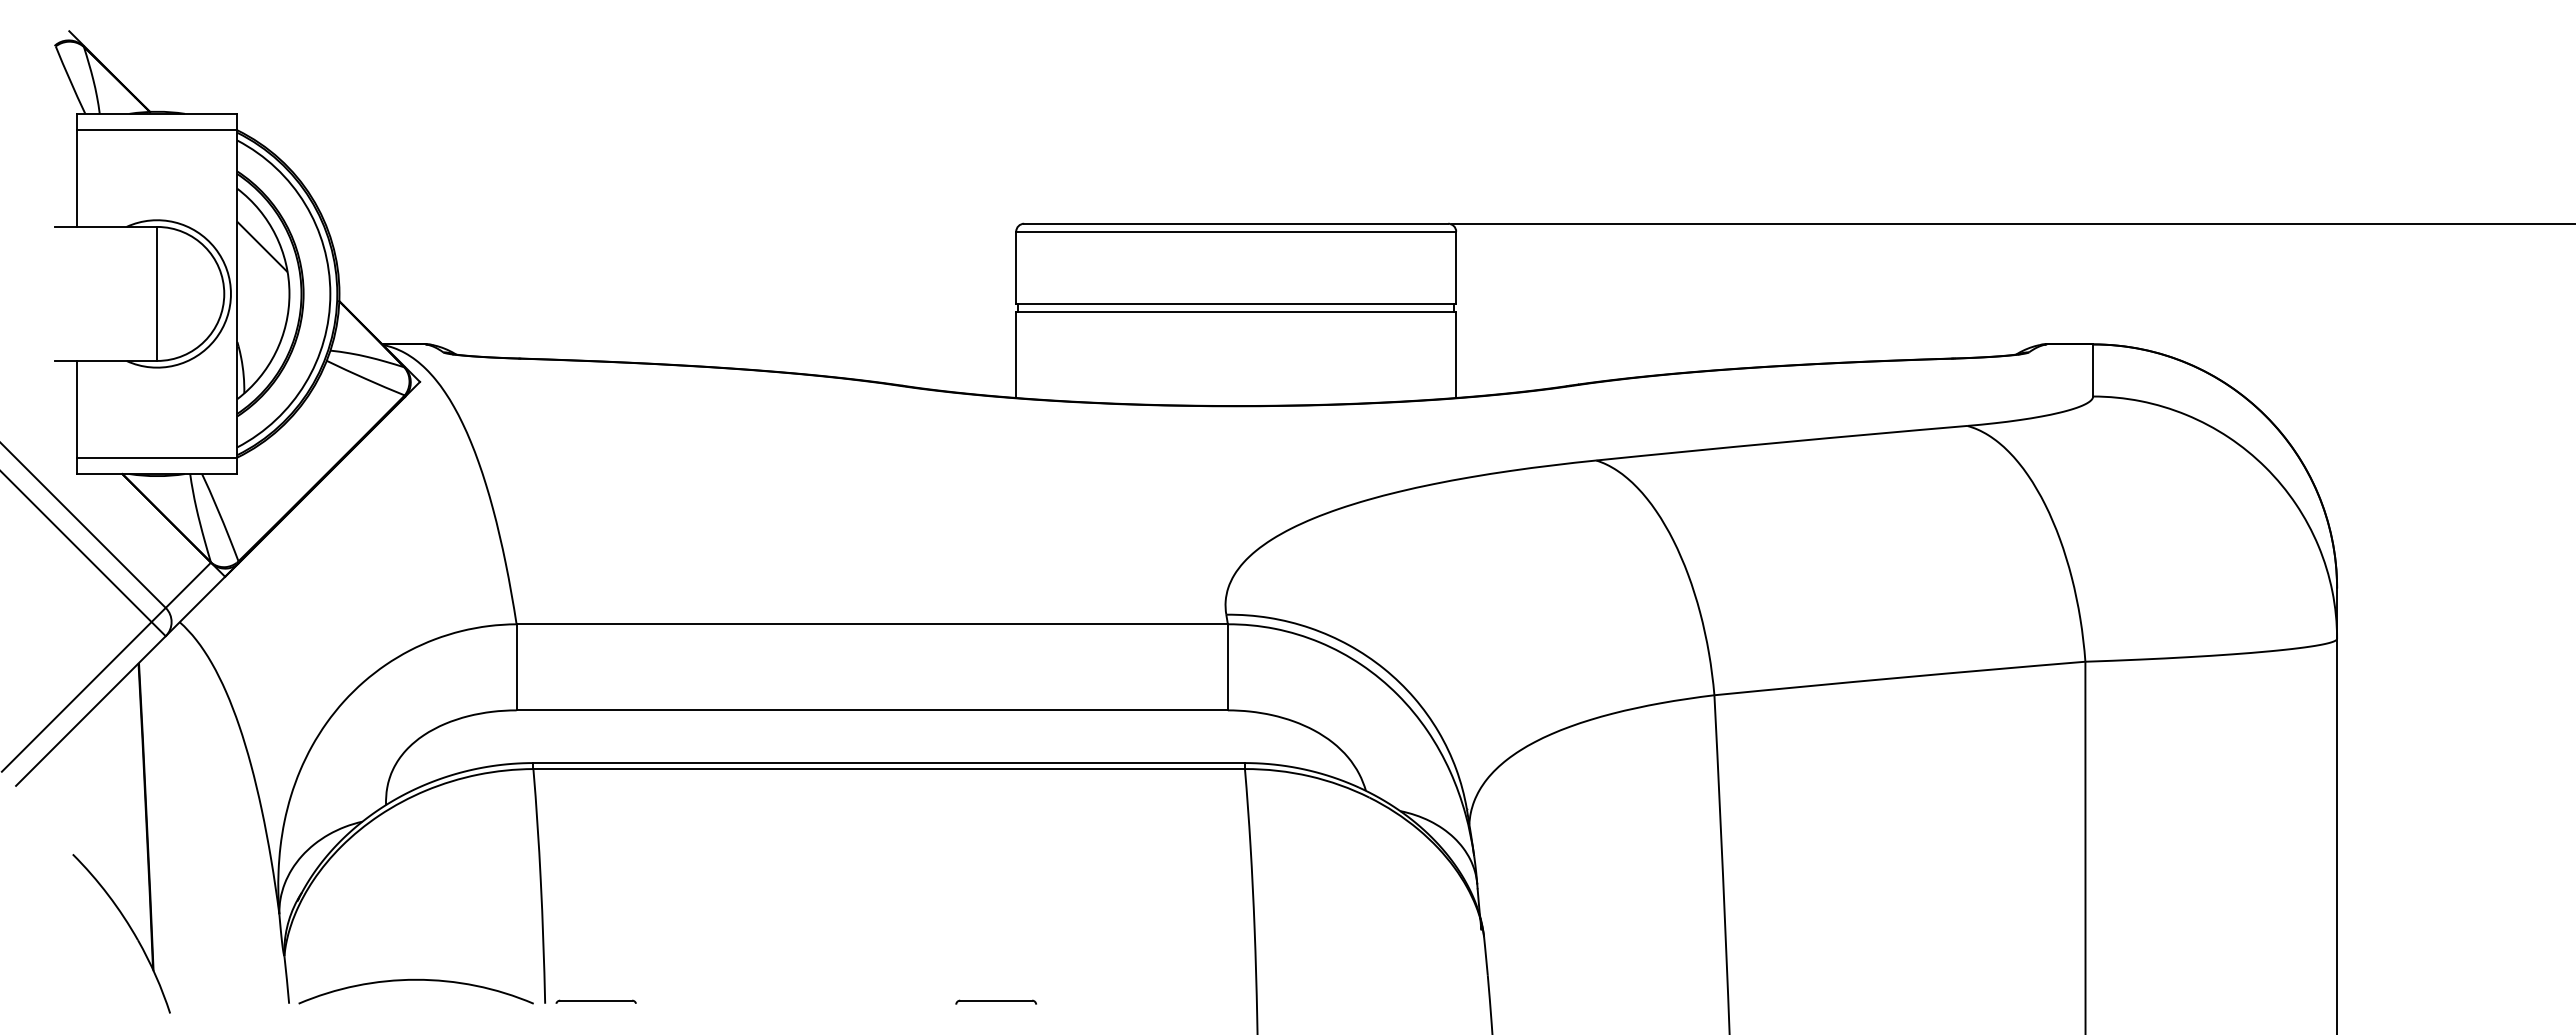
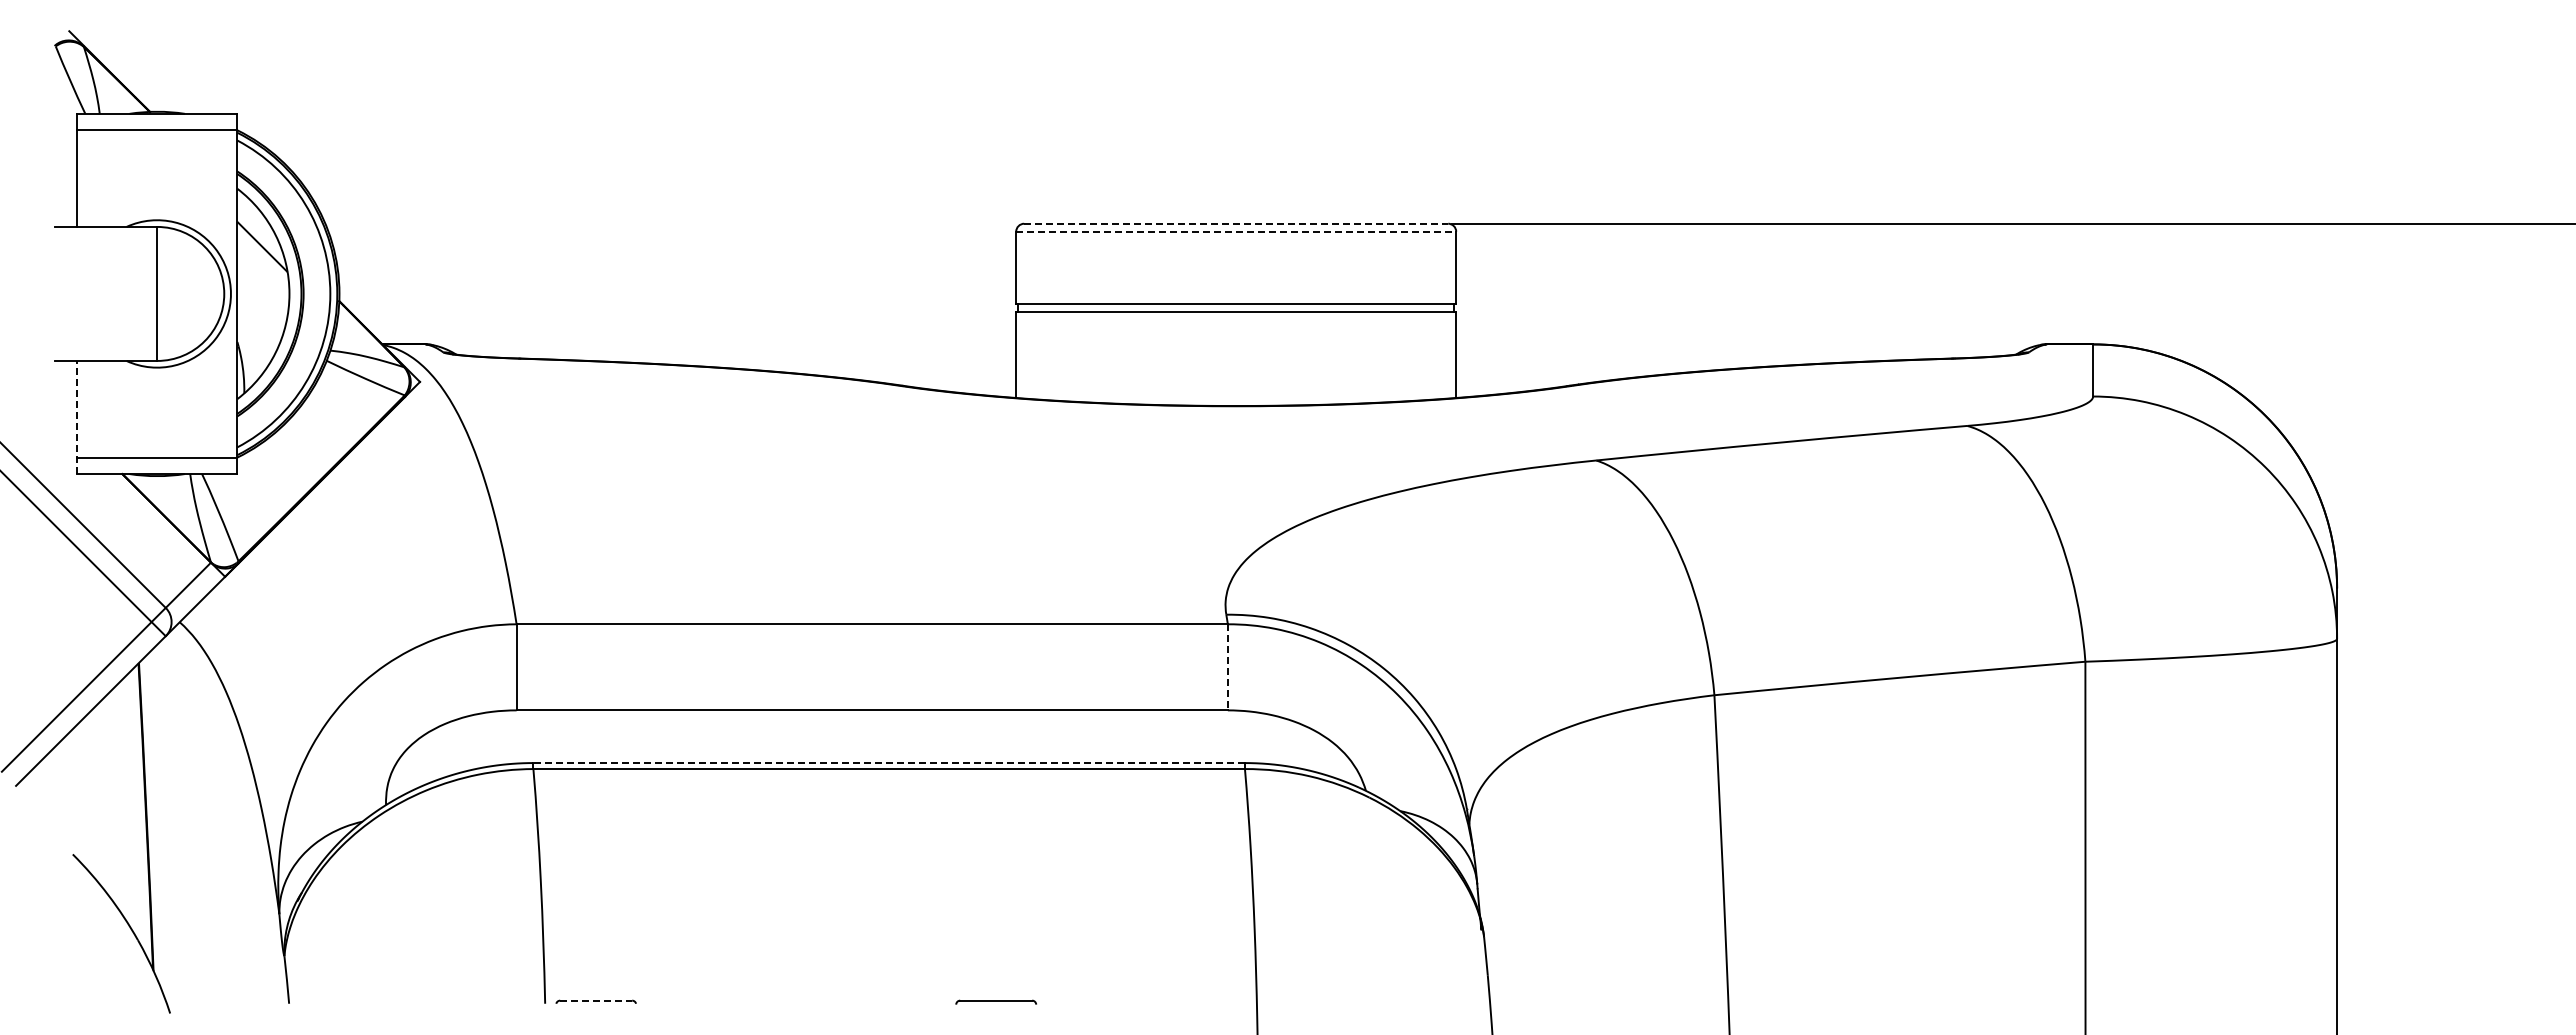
line: solid -> dashed (1236, 223)
line: solid -> dashed (1236, 231)
line: solid -> dashed (77, 417)
line: solid -> dashed (1227, 667)
line: solid -> dashed (889, 763)
arc: present -> none (415, 980)
line: solid -> dashed (596, 1000)
